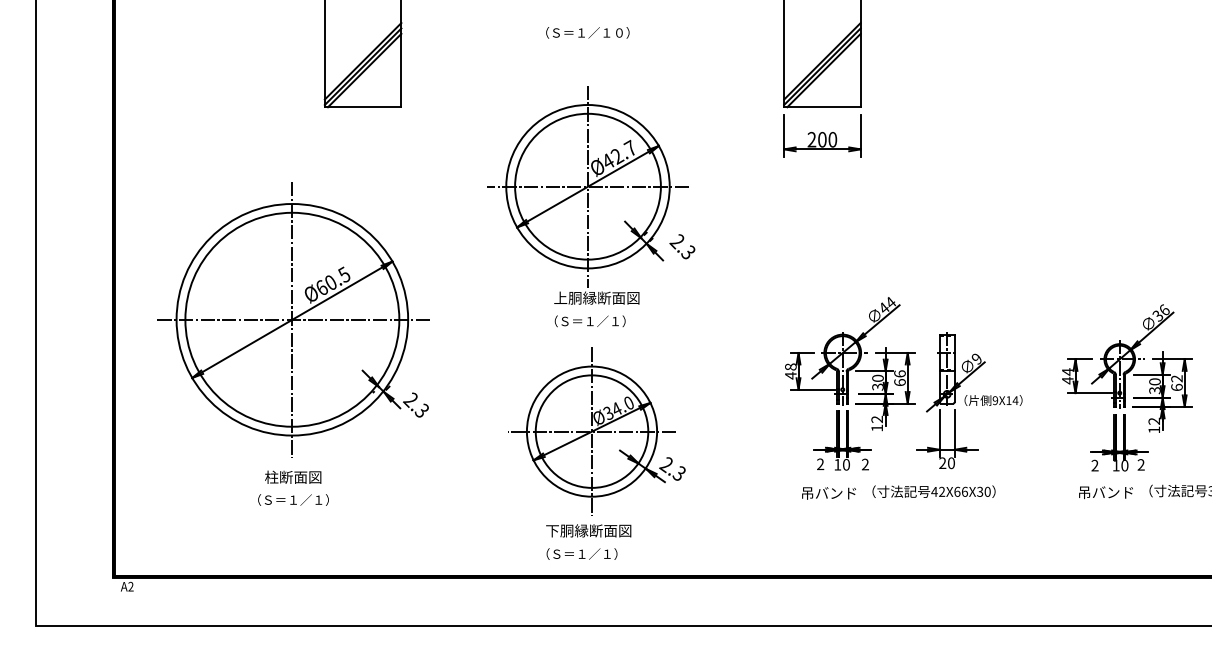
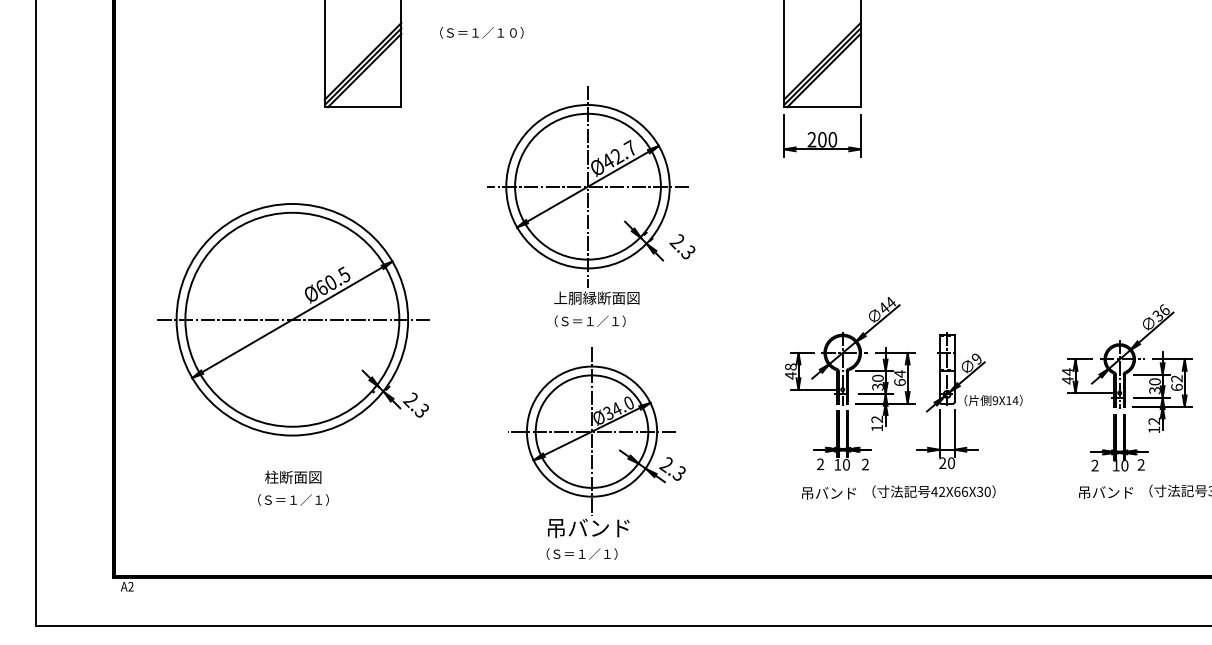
text position: (587, 32) -> (481, 32) (481, 32)
line: present -> none (292, 319)
text: 66 -> 64 (899, 373)
text: 下胴縁断面図 -> 吊バンド (588, 528)
